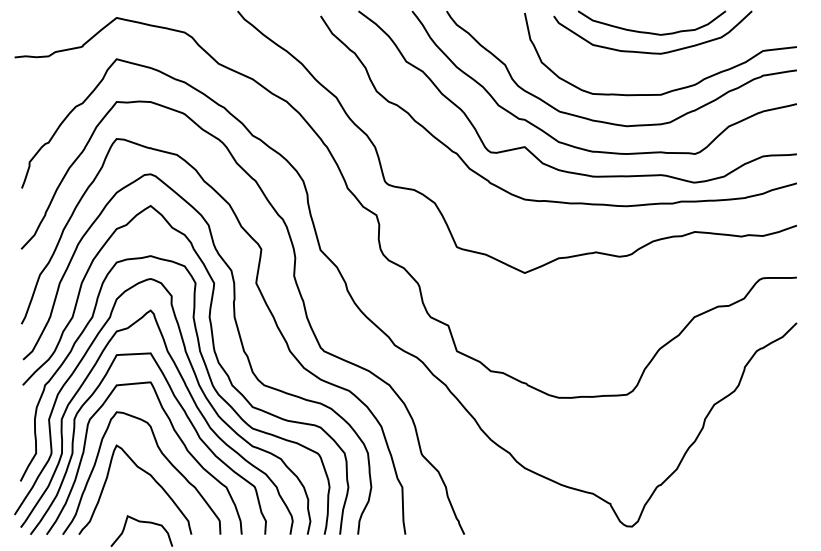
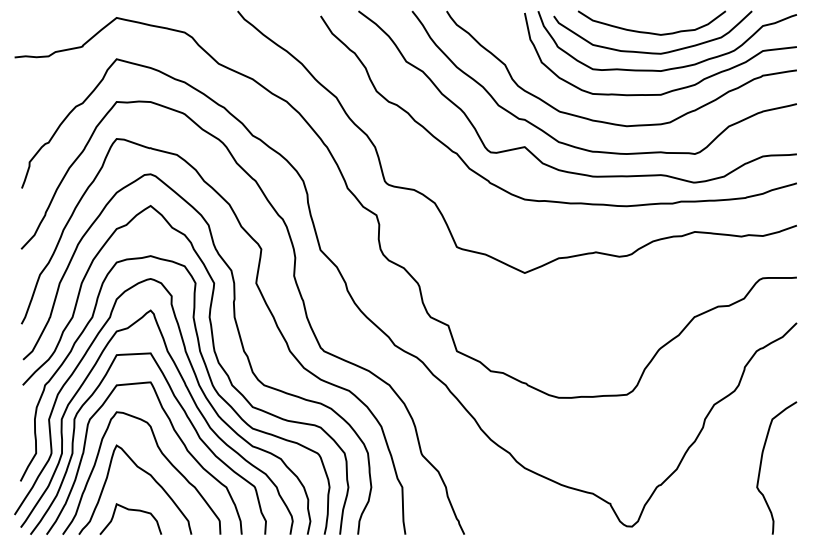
curve: none -> present (672, 67)
curve: none -> present (761, 467)
curve position: (141, 522) -> (130, 510) (130, 510)
